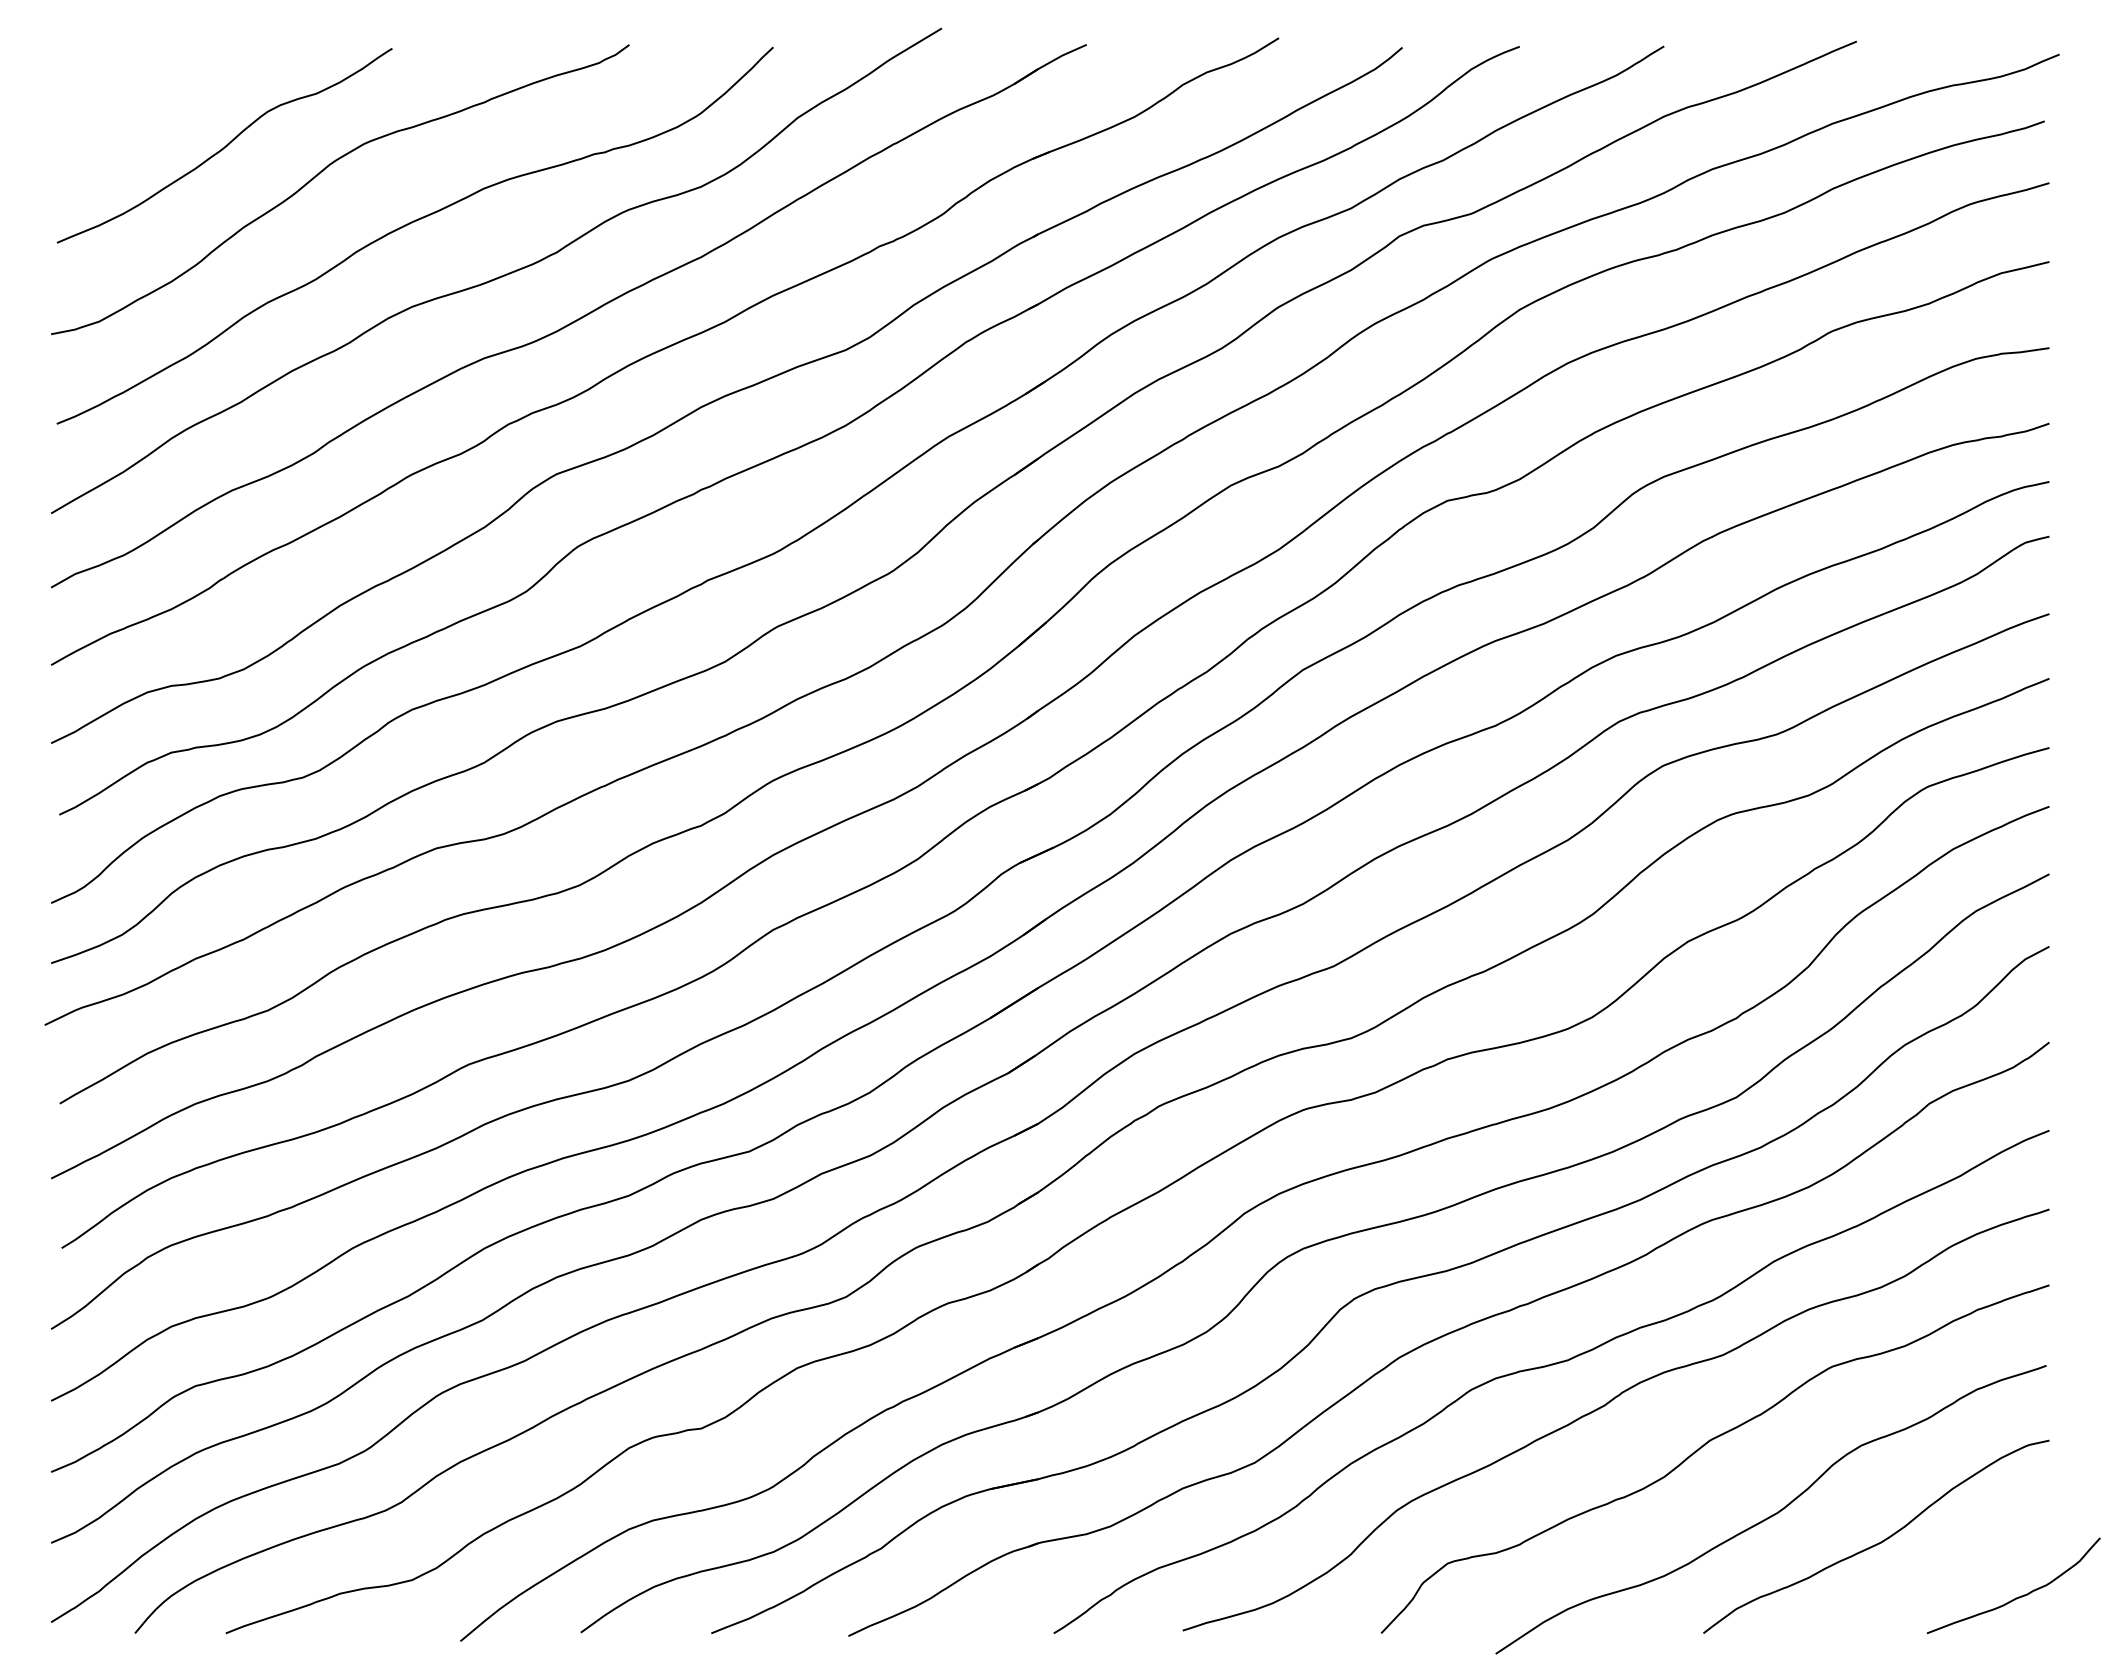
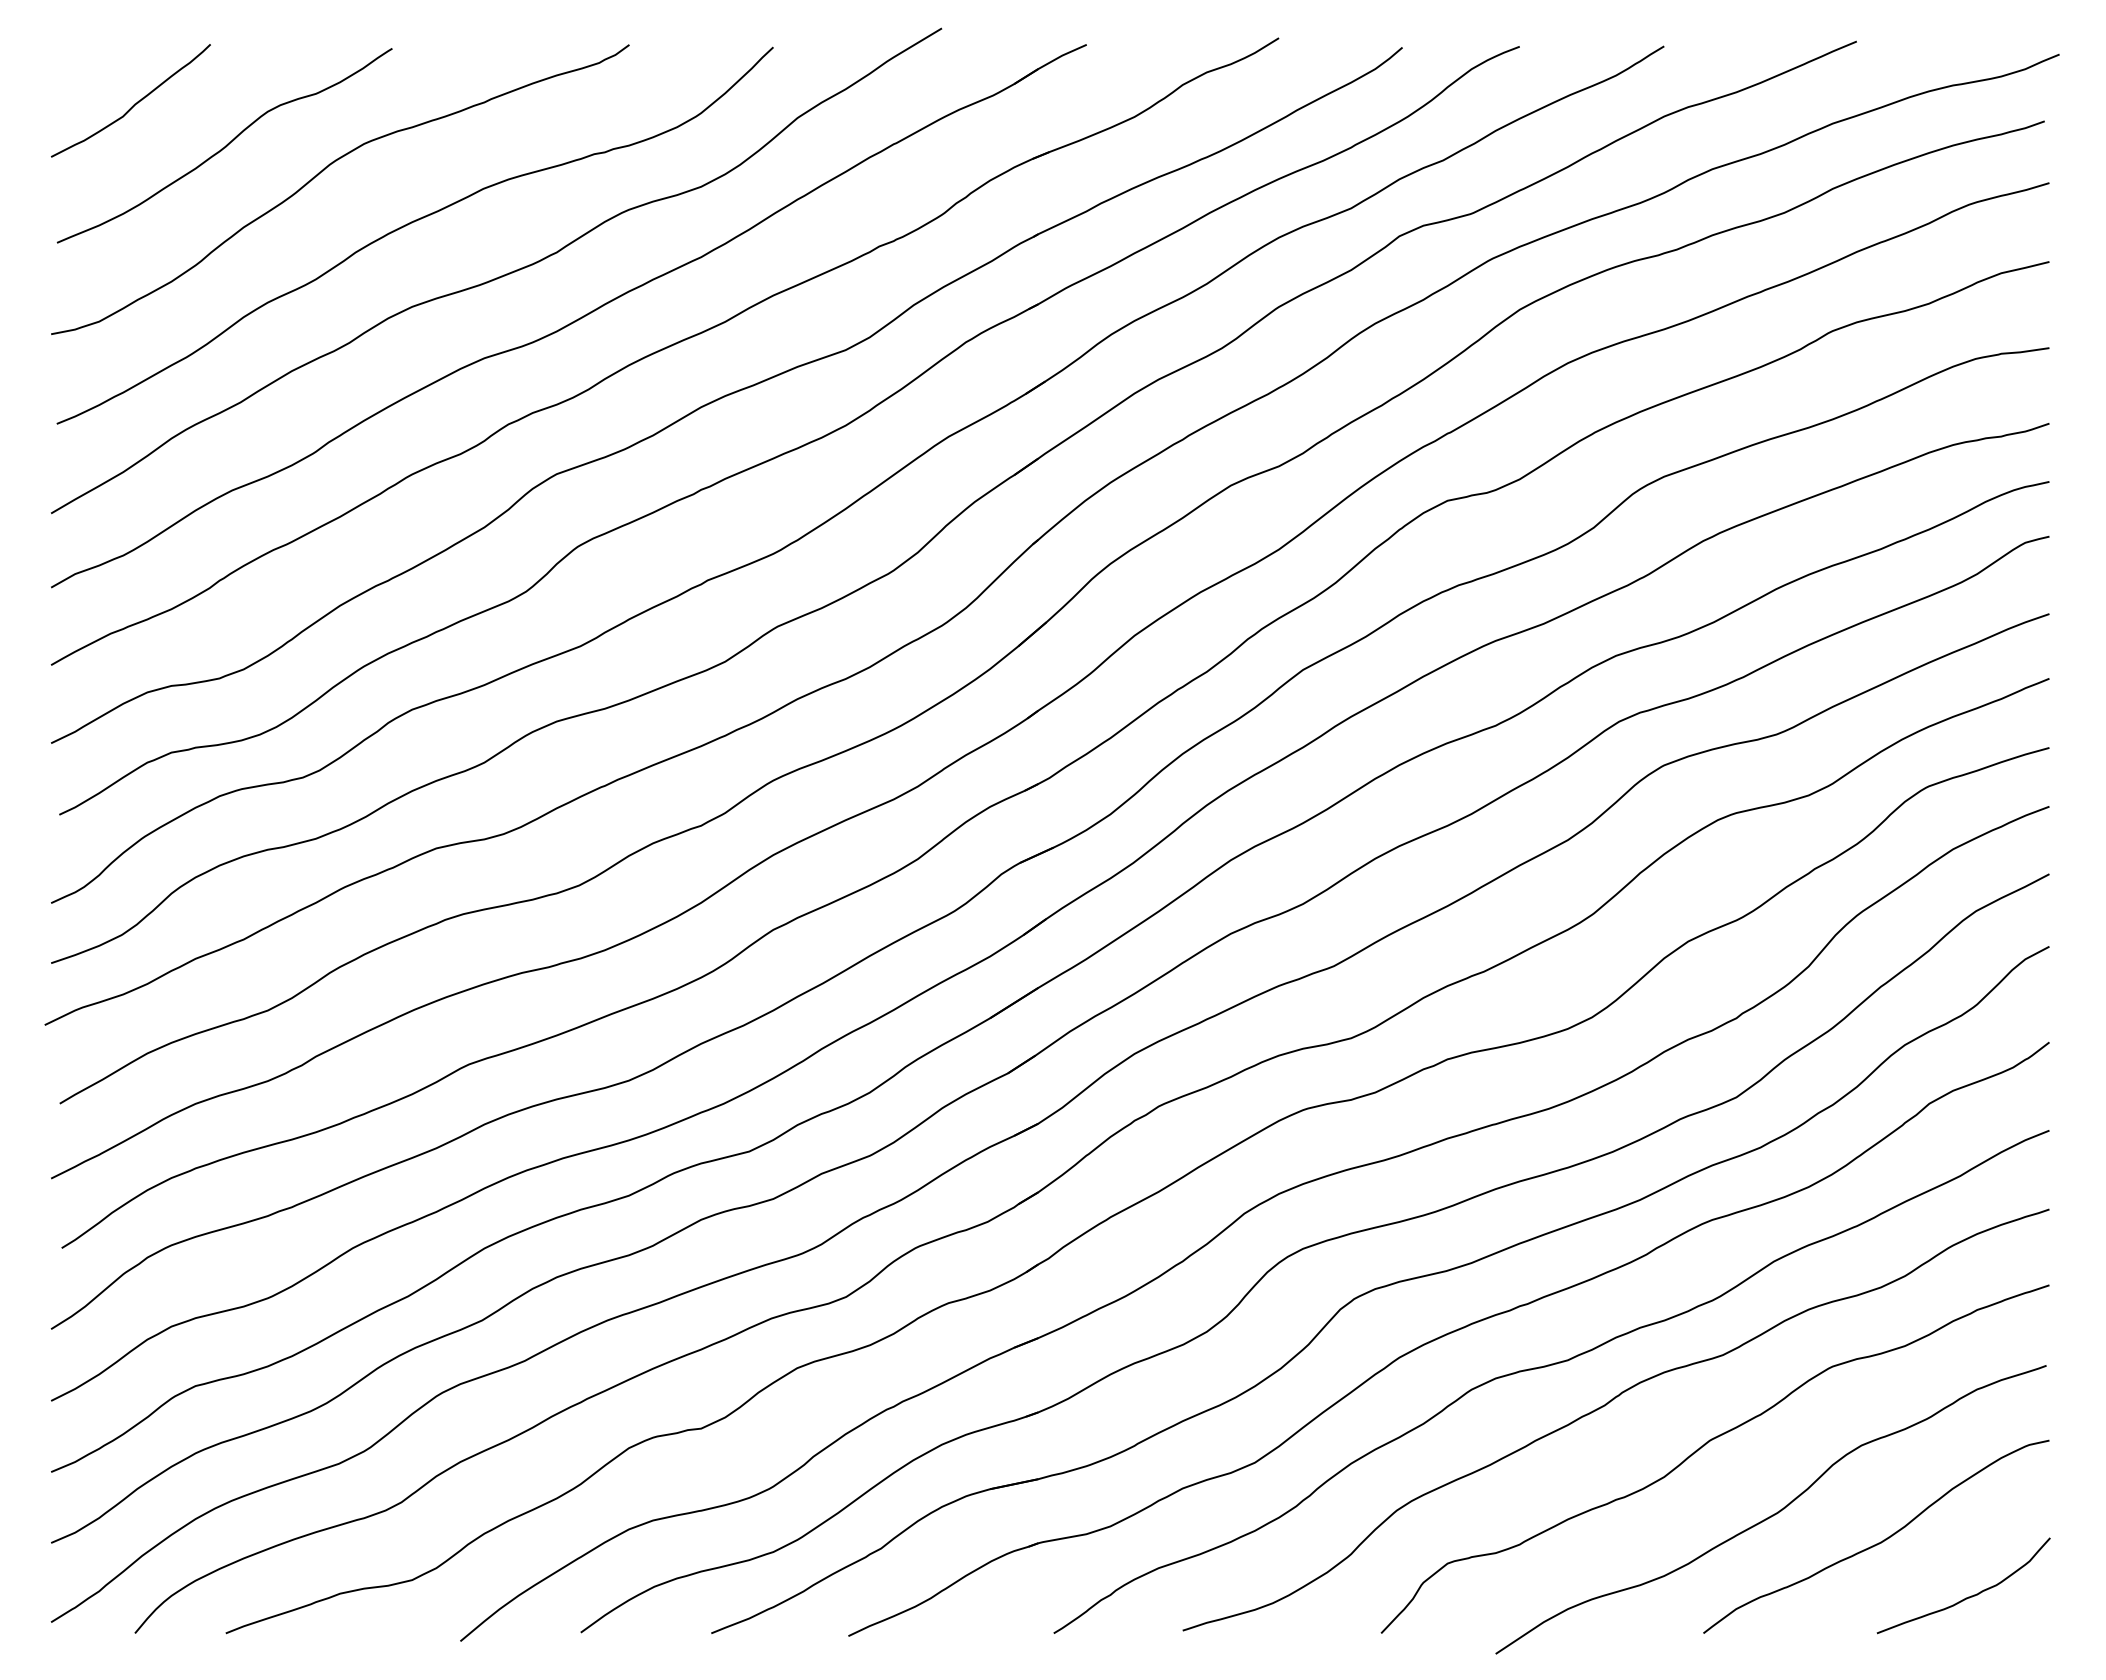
curve: none -> present (134, 103)
curve position: (2018, 1596) -> (1968, 1596) (1968, 1596)
